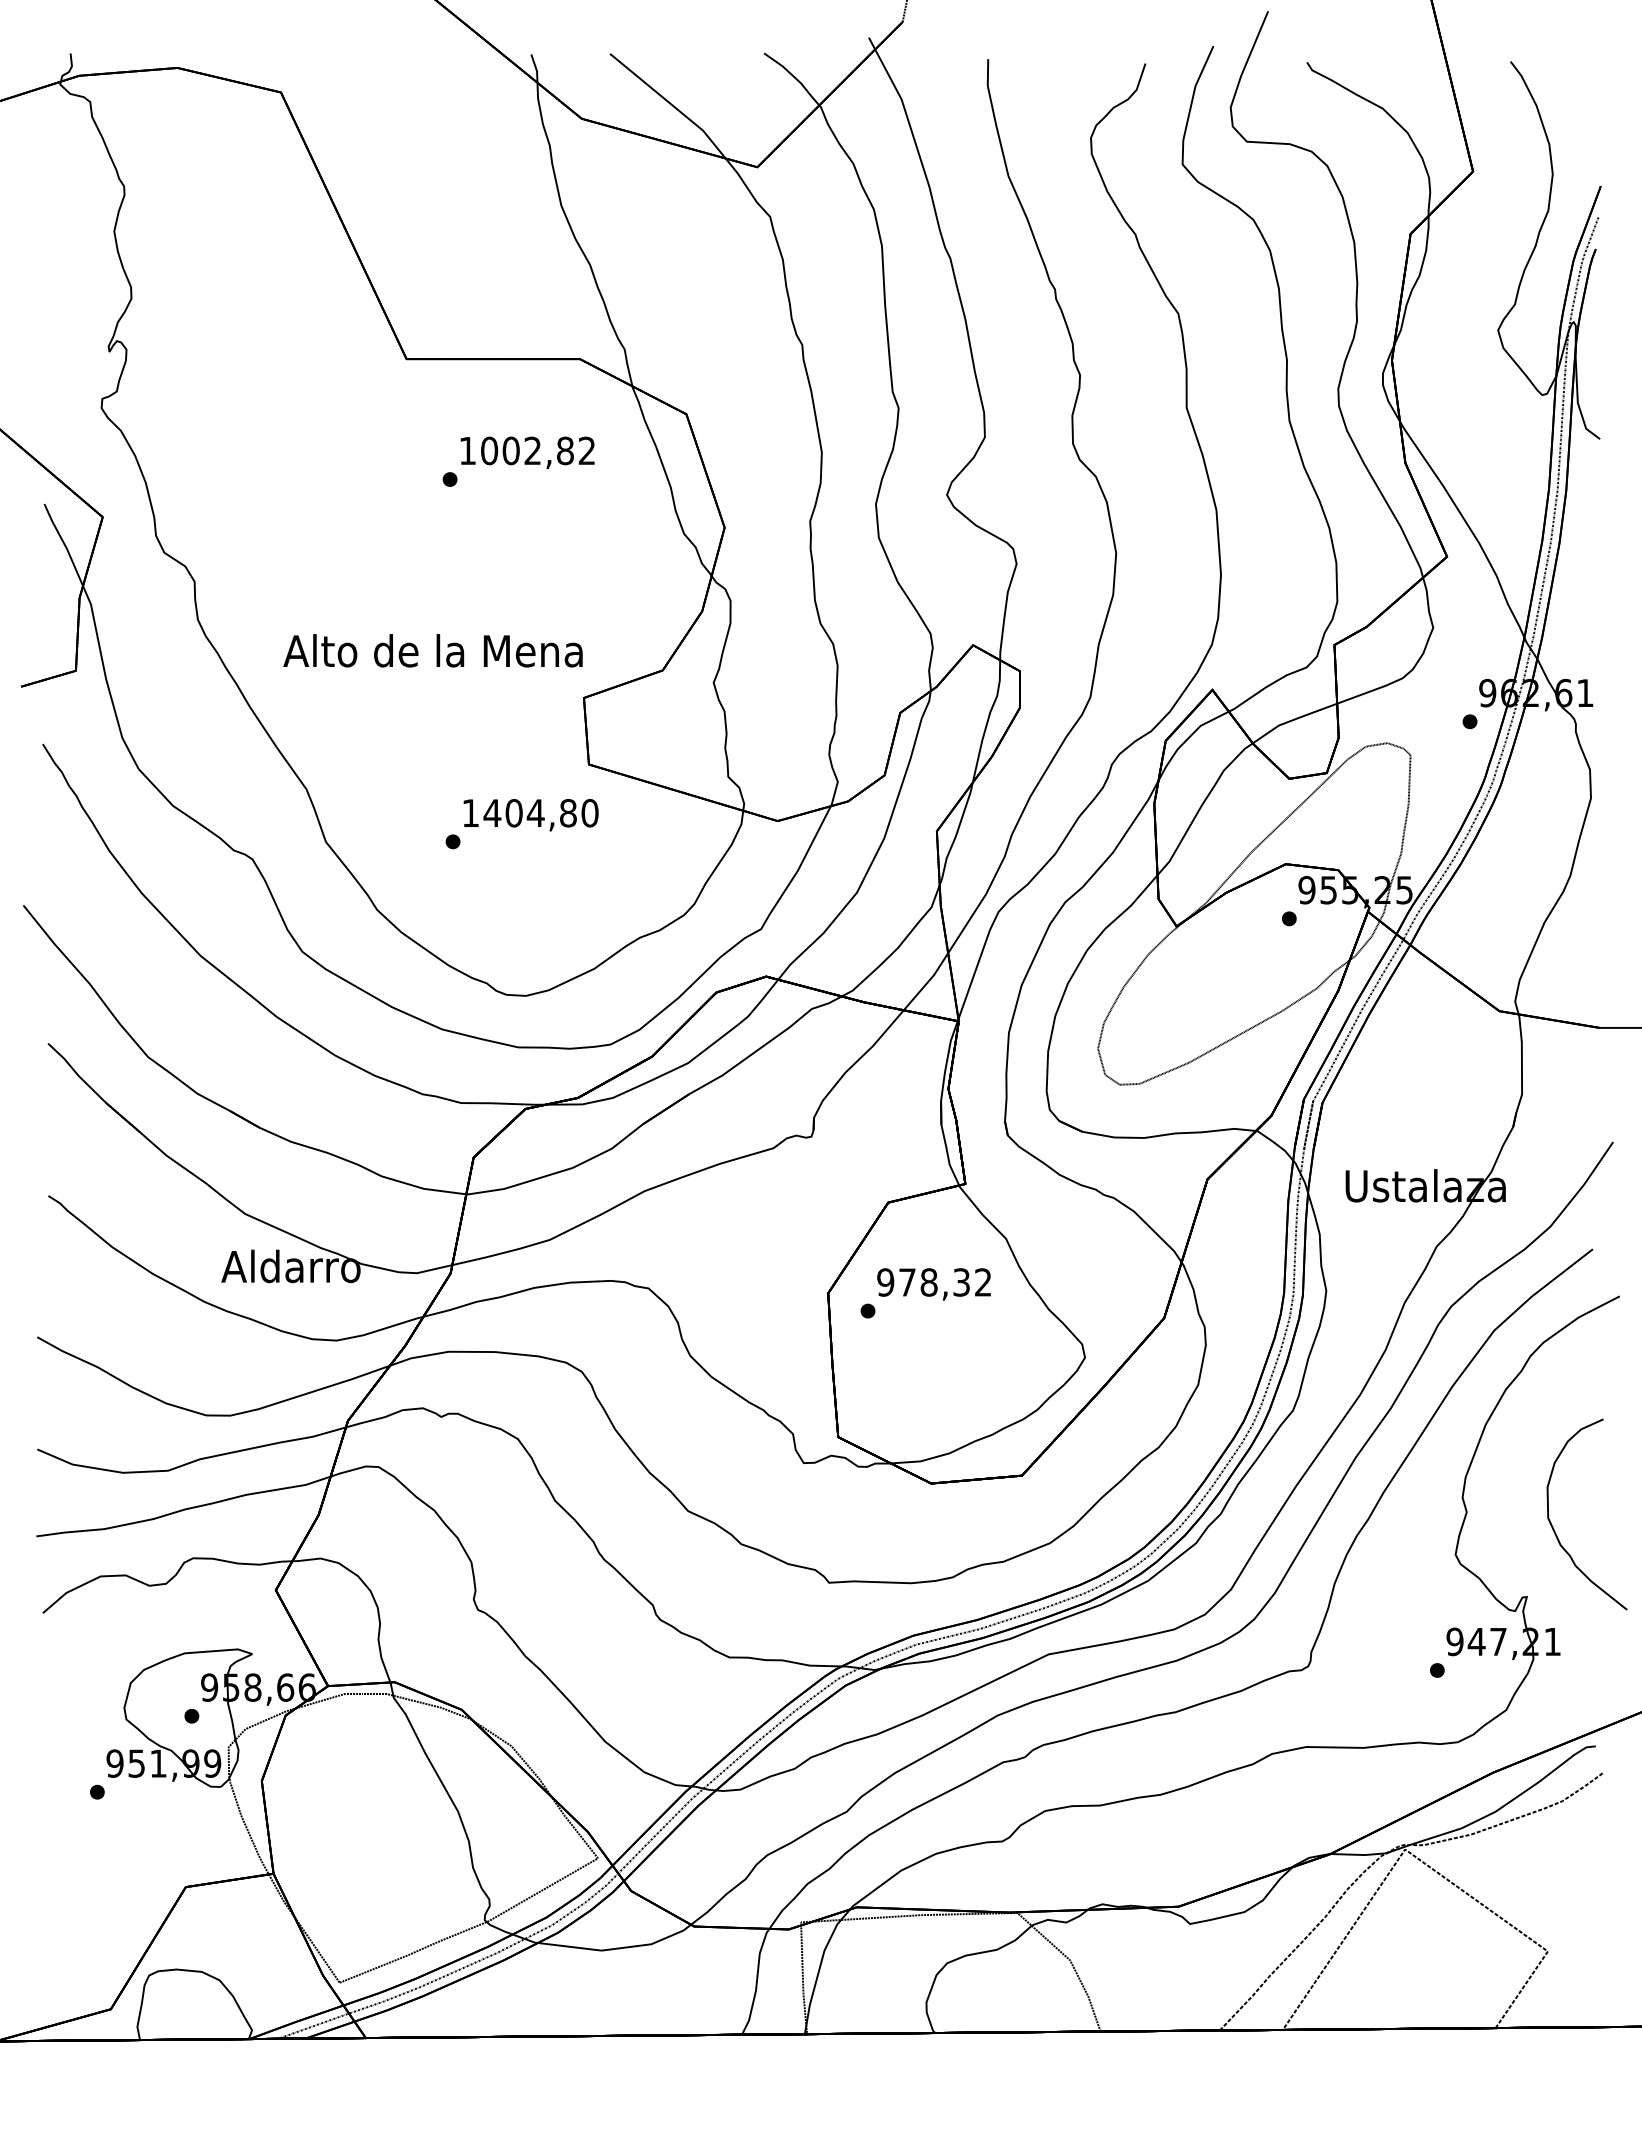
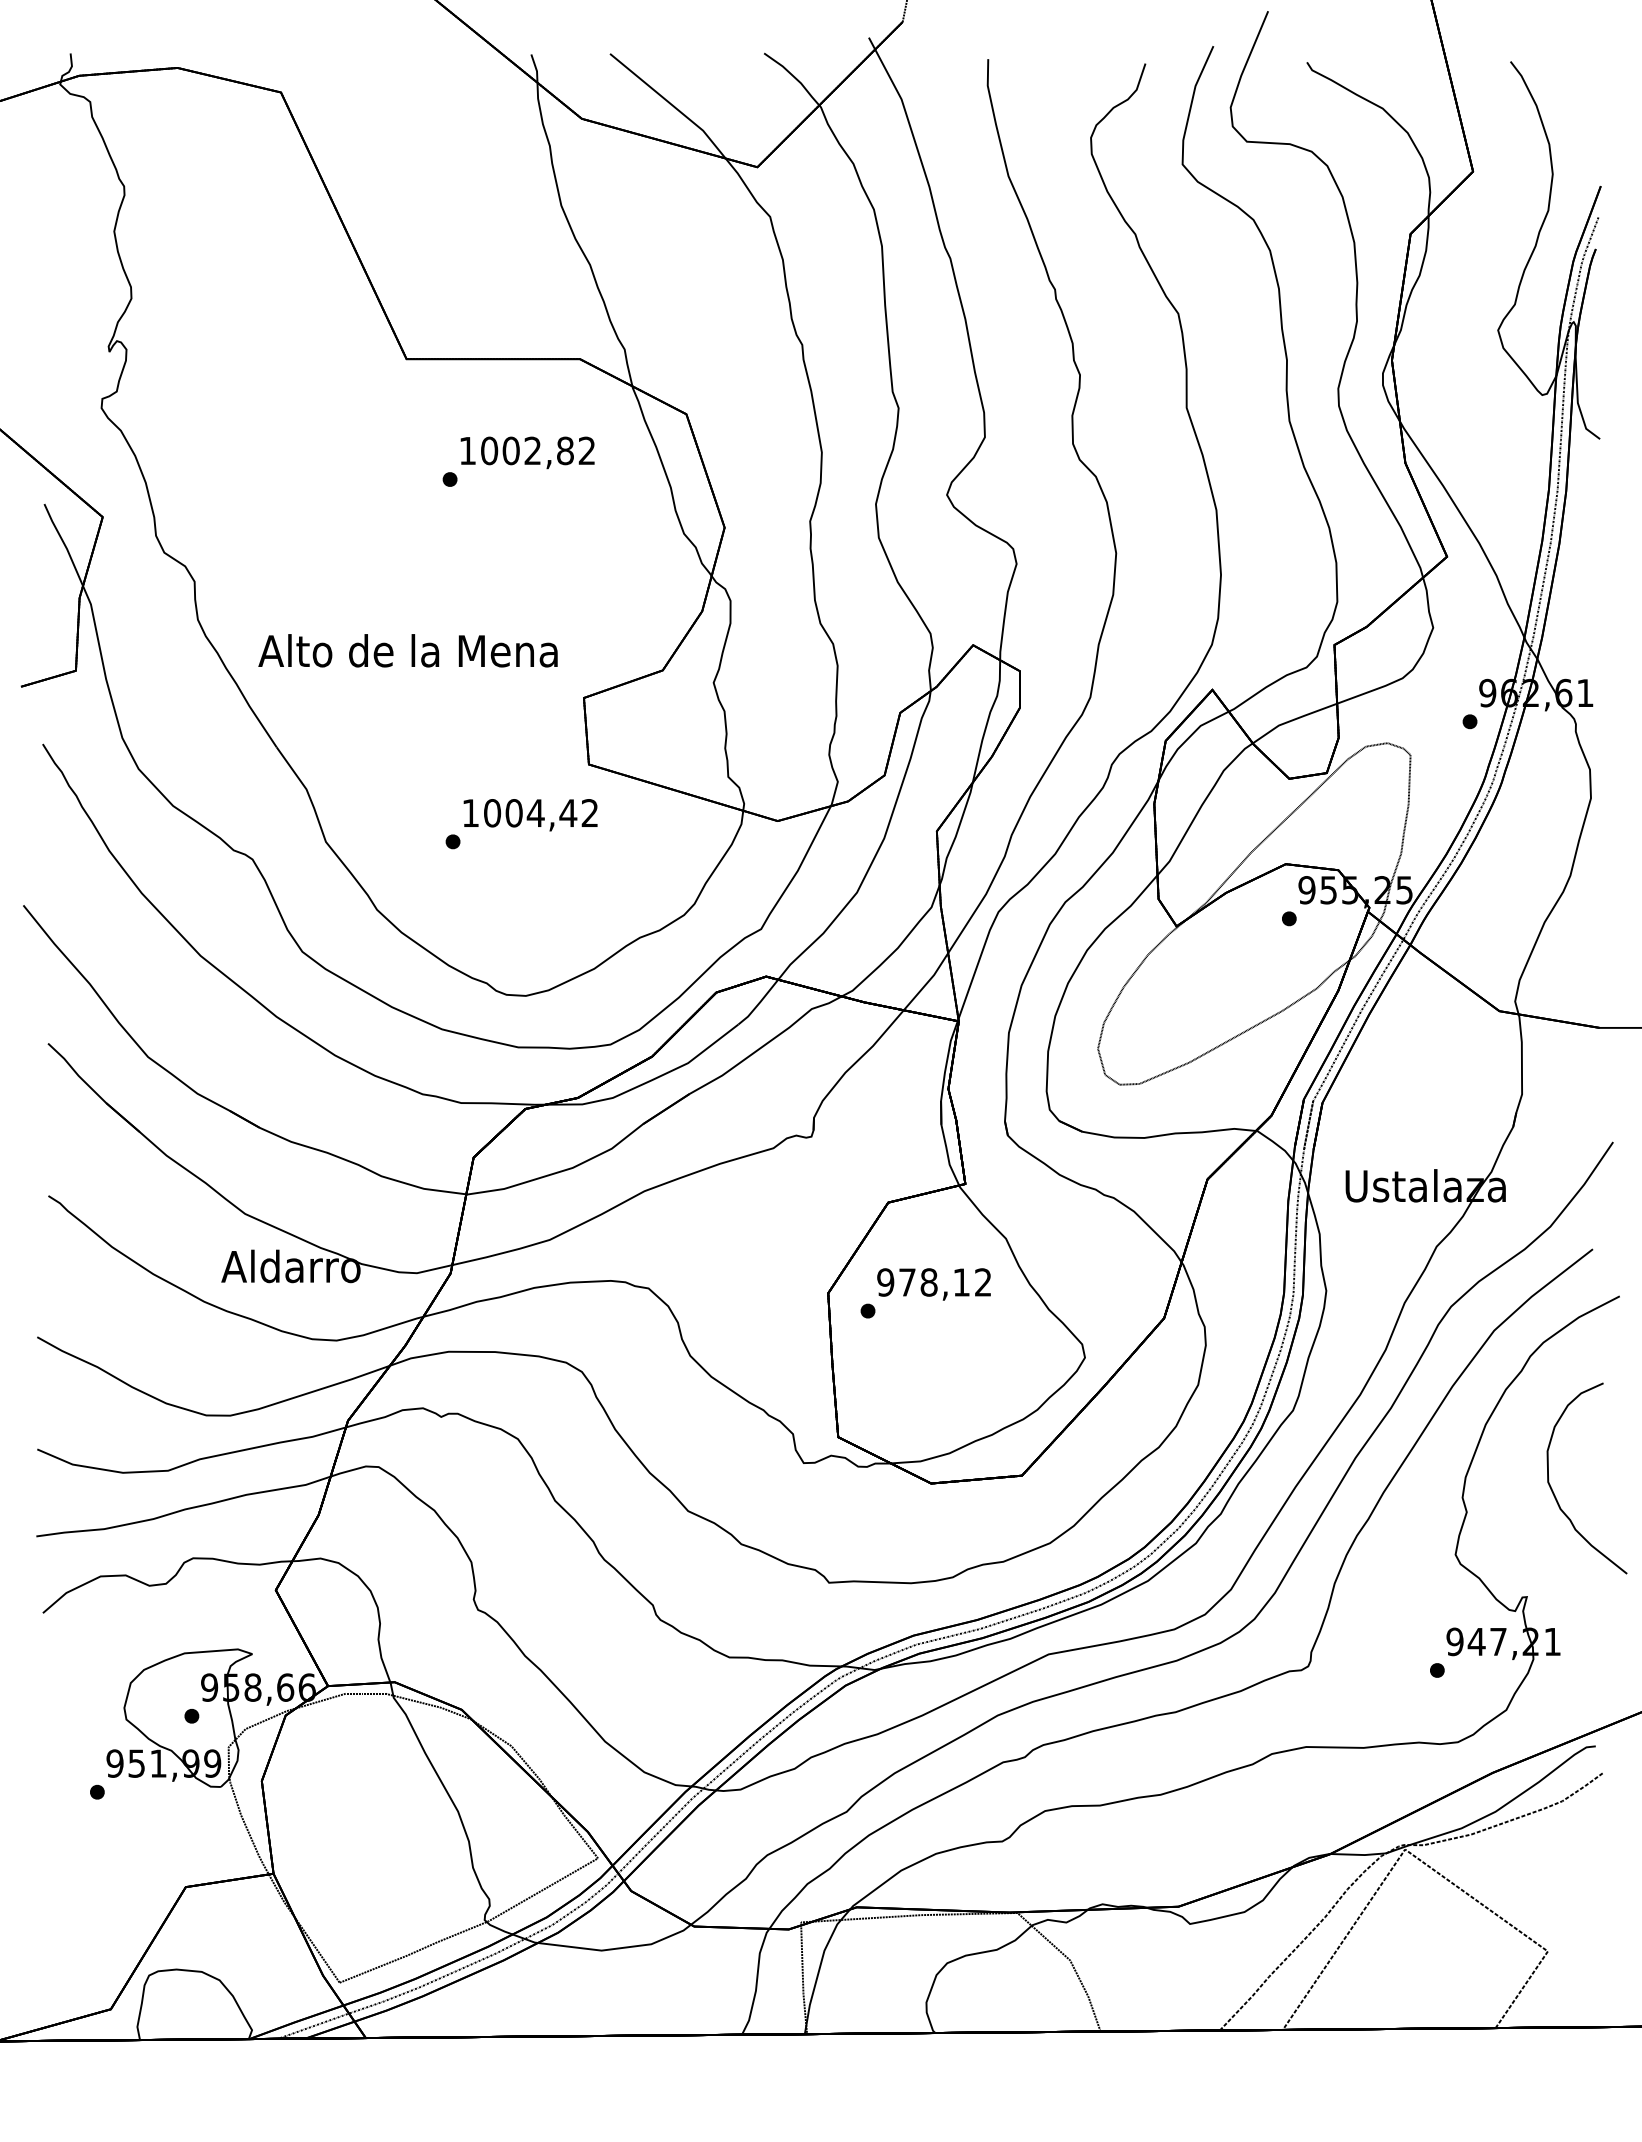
text position: (432, 650) -> (407, 650) (407, 650)
text: 1404,80 -> 1004,42 (540, 813)
text: 978,32 -> 978,12 (961, 1282)
curve position: (1553, 1526) -> (1553, 1490) (1553, 1490)
